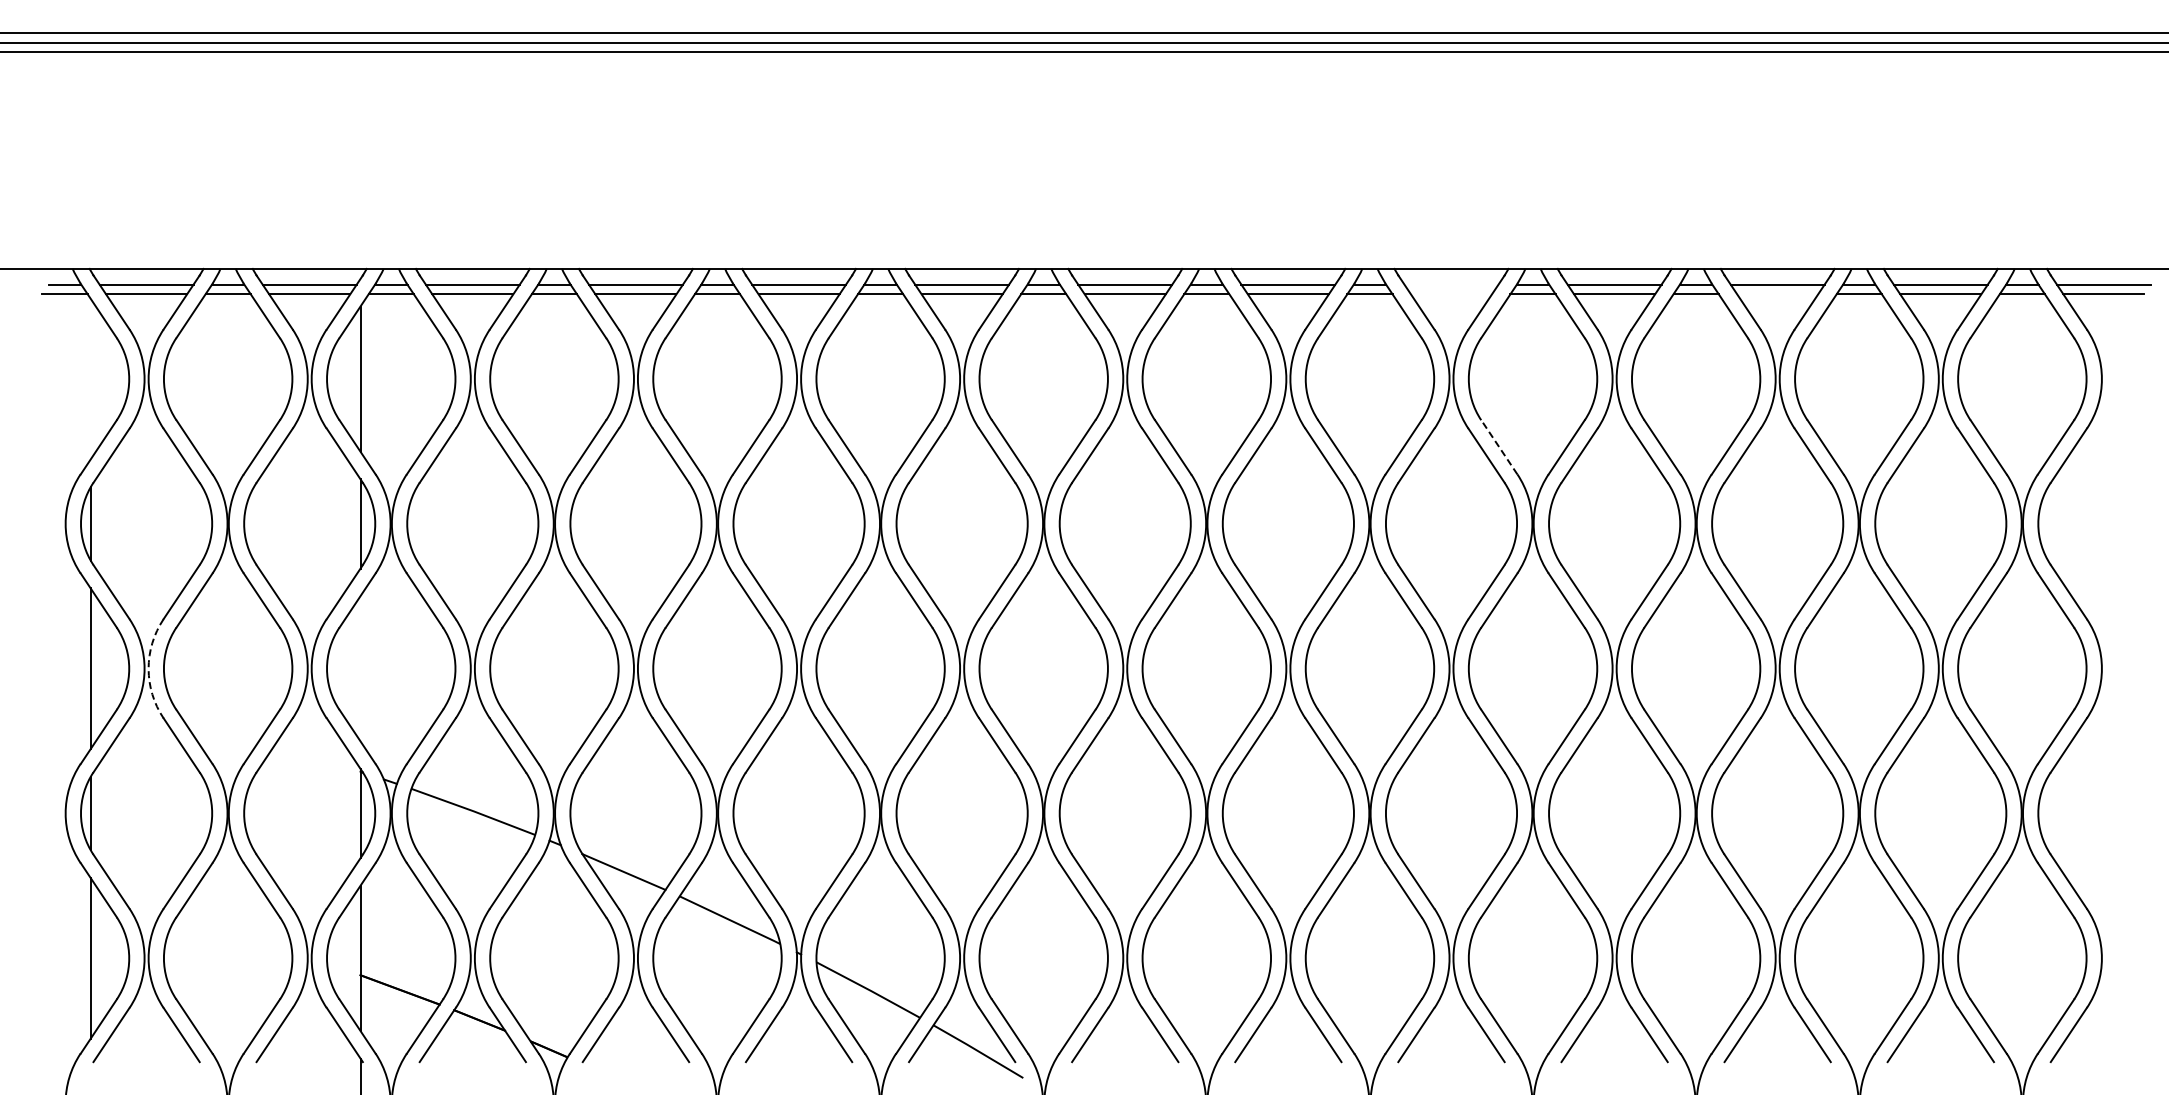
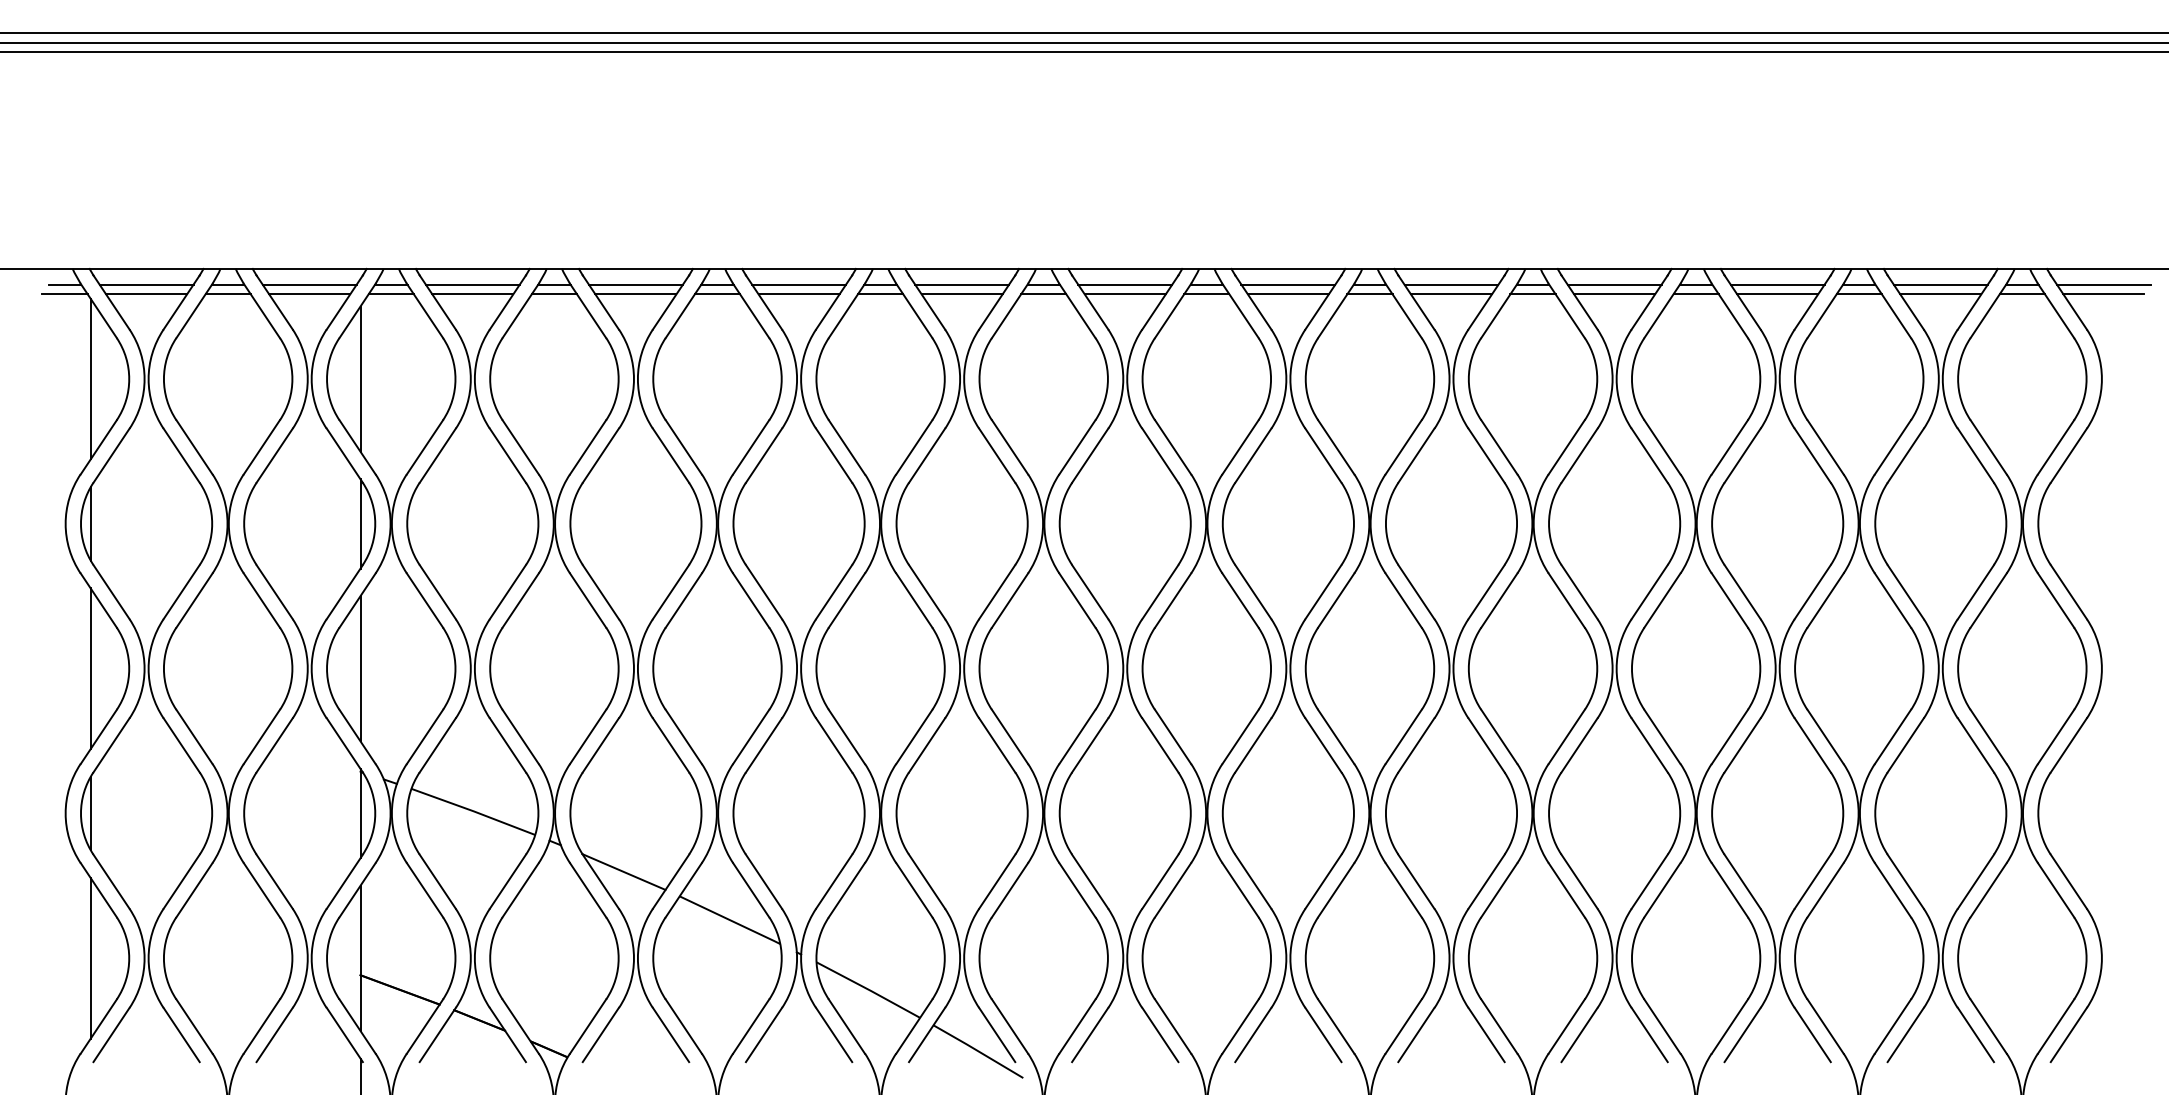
line: none -> present (1451, 284)
line: none -> present (1450, 294)
line: none -> present (1777, 294)
line: none -> present (90, 378)
line: dashed -> solid (1499, 447)
arc: dashed -> solid (148, 668)
line: none -> present (360, 668)
